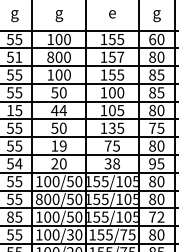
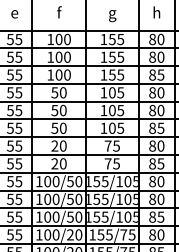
text: g -> f (59, 14)
text: g -> h (156, 14)
text: g -> e (14, 16)
text: e -> g (112, 16)
text: 60 -> 80 (152, 38)
text: 51 -> 55 (18, 56)
text: 800 -> 100 (50, 56)
text: 157 -> 155 (120, 56)
text: 100 -> 105 (120, 92)
text: 85 -> 80 (160, 92)
text: 15 -> 55 (10, 110)
text: 44 -> 50 (58, 110)
text: 135 -> 105 (111, 127)
text: 75 -> 85 (152, 127)
text: 19 -> 20 (58, 145)
text: 54 -> 55 (18, 163)
text: 38 -> 75 (112, 163)
text: 95 -> 85 (152, 163)
text: 800/50 -> 100/50 (38, 199)
text: 85 -> 55 (10, 216)
text: 72 -> 85 (156, 216)
text: 100/30 -> 100/20 (70, 235)
